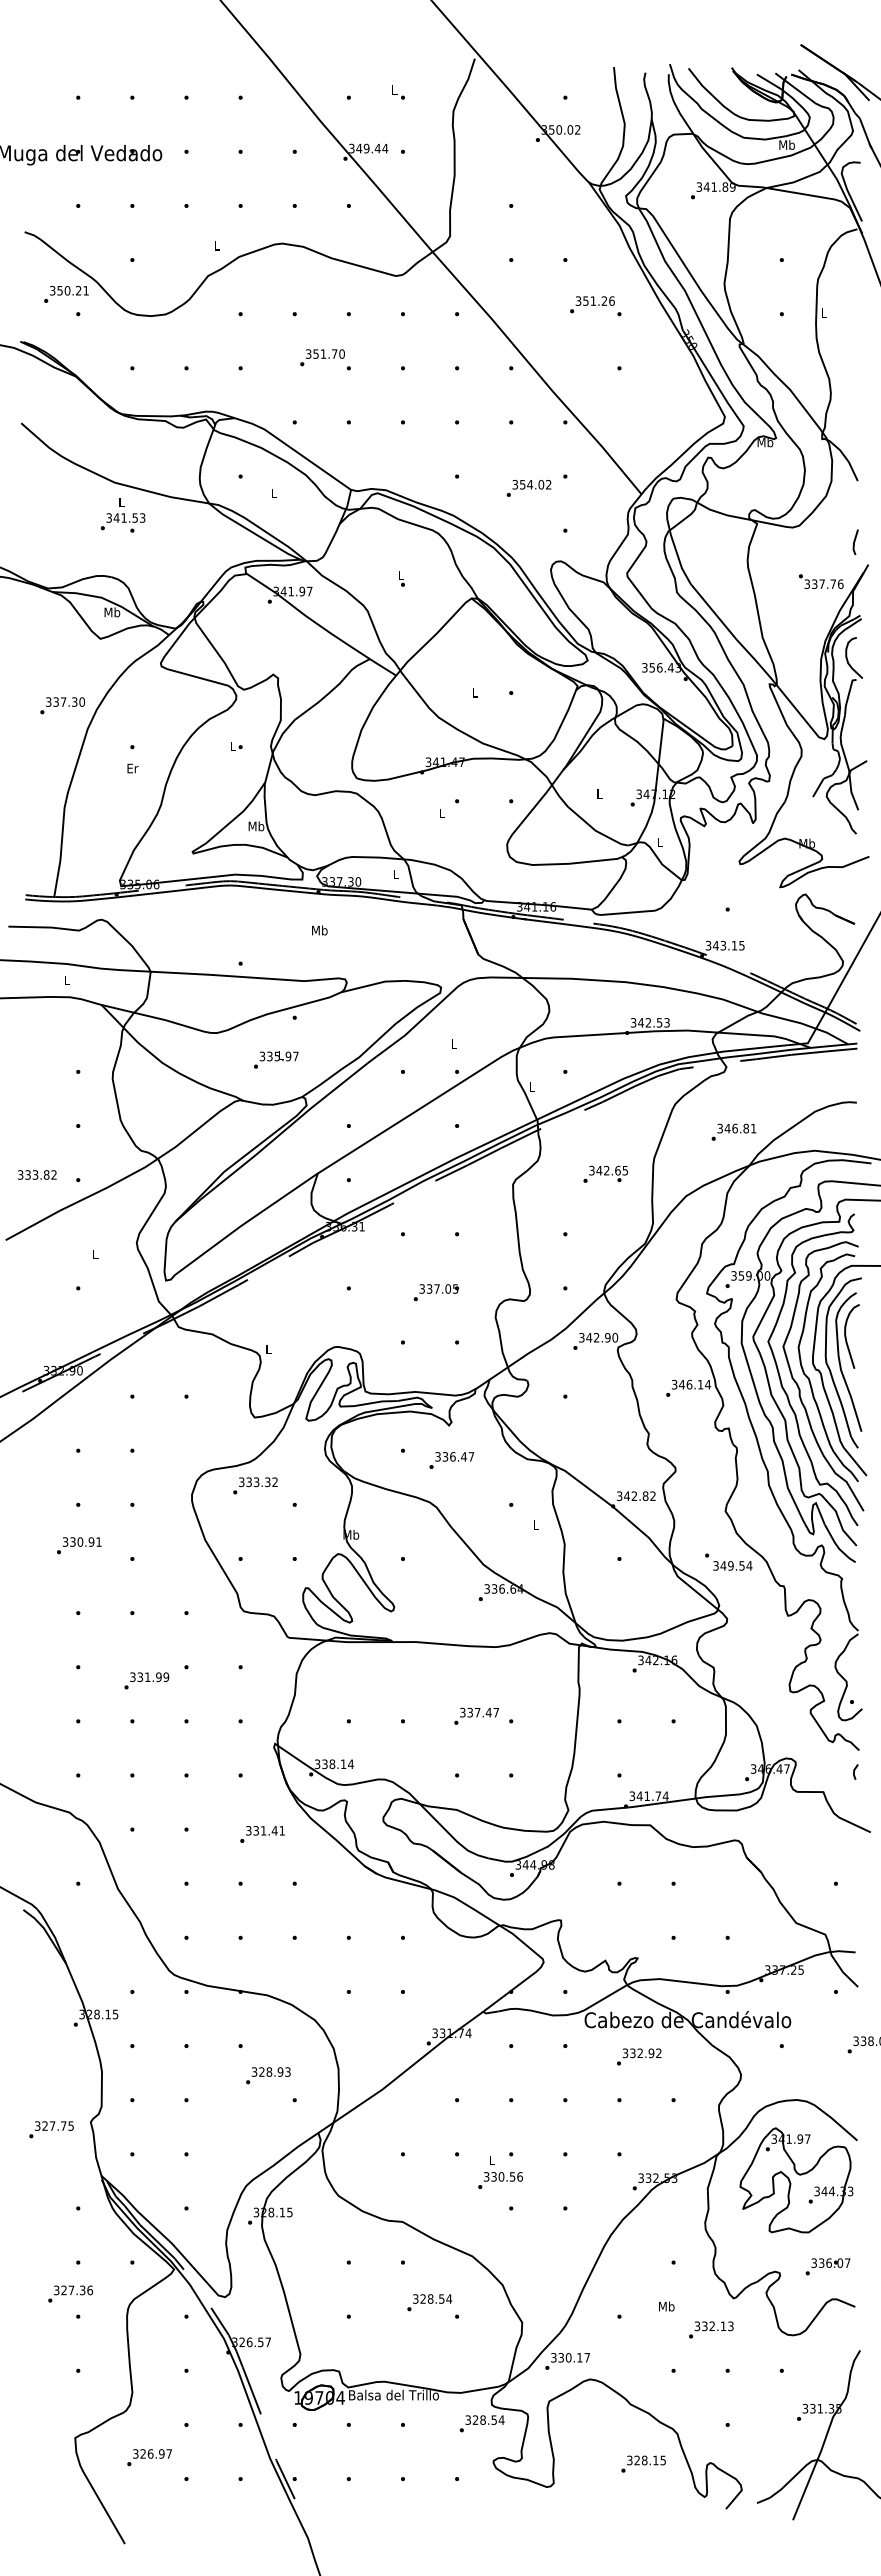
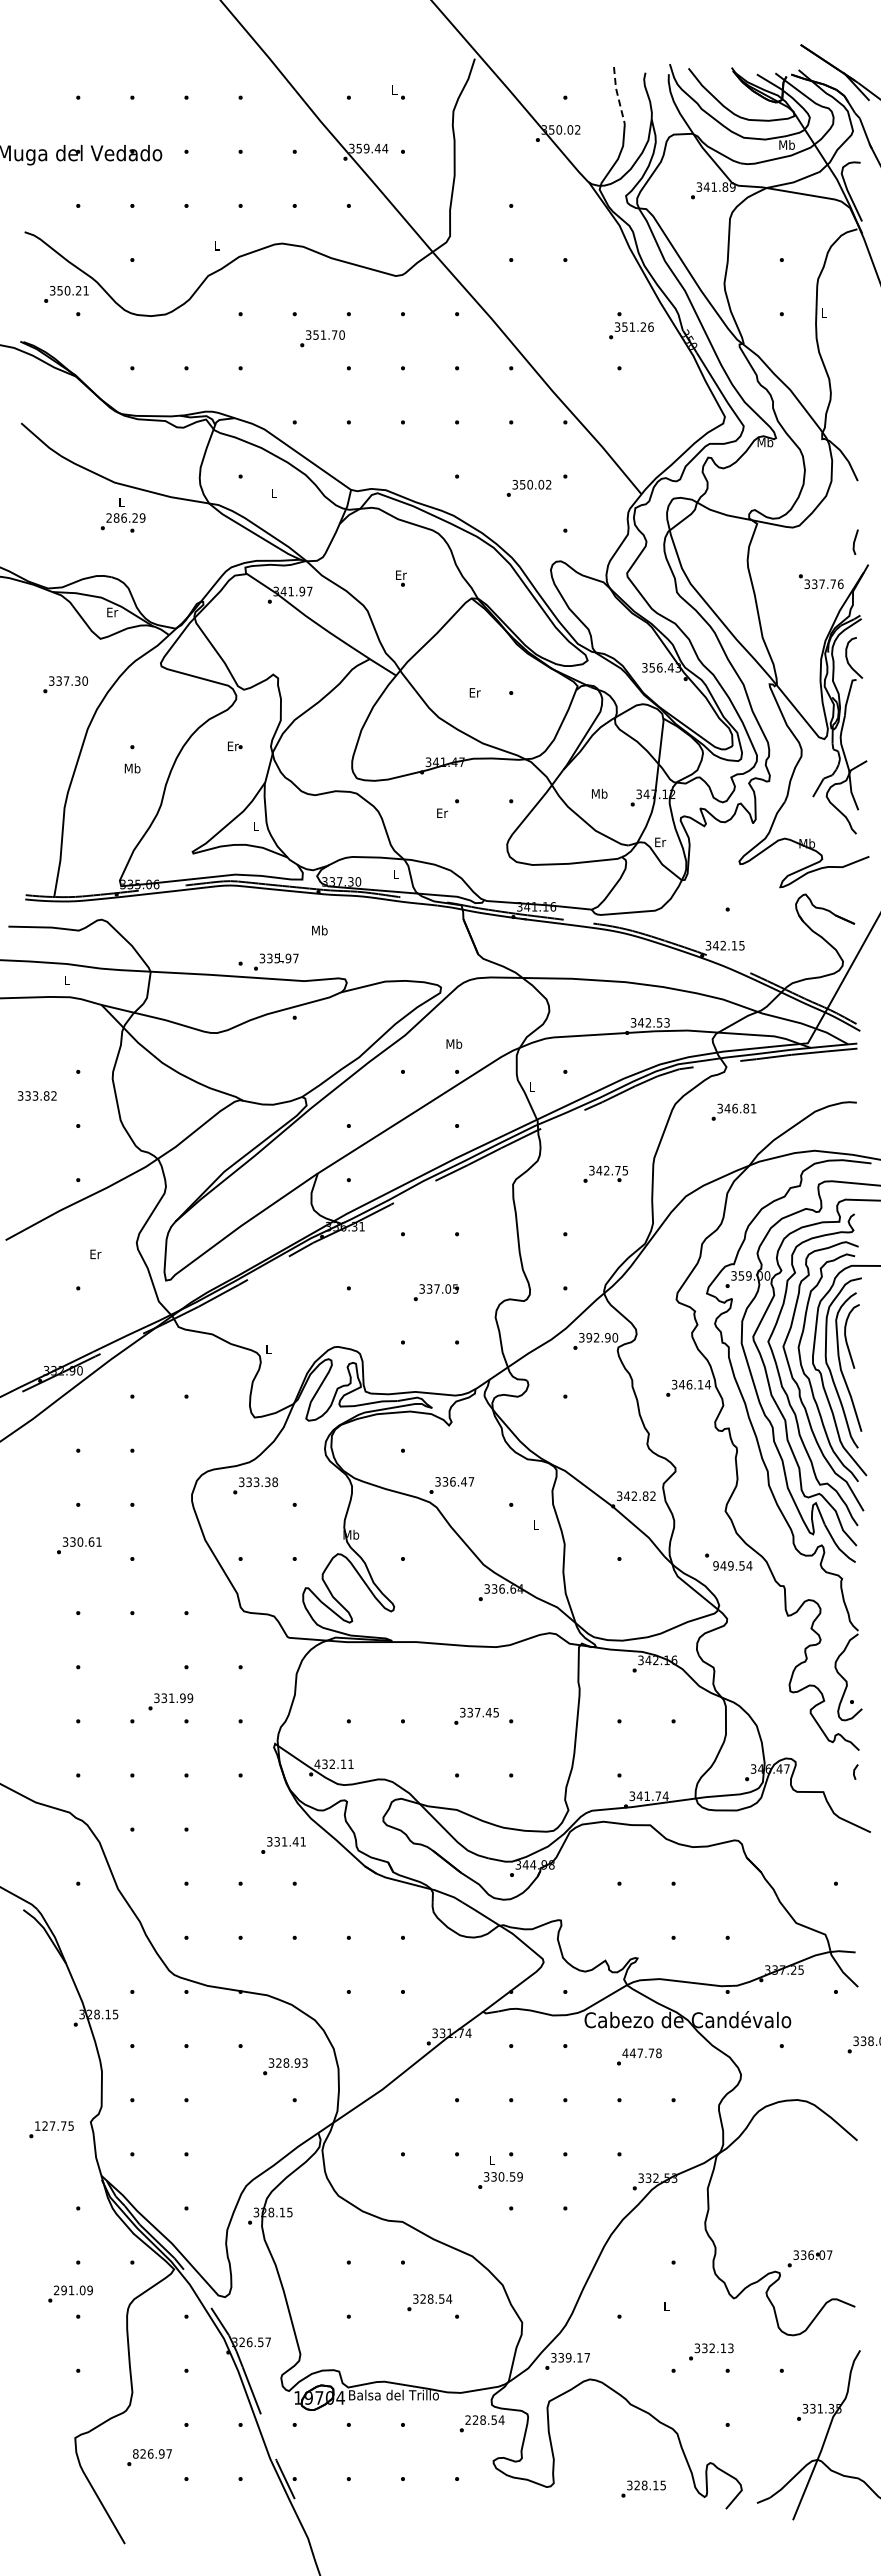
line: solid -> dashed (617, 95)
text: 349.44 -> 359.44 (359, 148)
text position: (592, 304) -> (631, 330) (631, 330)
text position: (322, 357) -> (322, 338) (322, 338)
text: 354.02 -> 350.02 (530, 484)
text: 341.53 -> 286.29 (125, 517)
text: L -> Er (401, 574)
text: Mb -> Er (112, 612)
text: L -> Er (474, 692)
text position: (62, 705) -> (65, 684) (65, 684)
text: L -> Er (232, 746)
text: Er -> Mb (132, 768)
text: L -> Mb (599, 793)
text: L -> Er (442, 812)
text: Mb -> L (256, 826)
text: L -> Er (660, 842)
text: 343.15 -> 342.15 (723, 945)
text: L -> Mb (454, 1043)
text position: (276, 1059) -> (276, 961) (276, 961)
text position: (733, 1131) -> (733, 1111) (733, 1111)
text: 342.65 -> 342.75 (617, 1170)
text position: (37, 1174) -> (37, 1095) (37, 1095)
text: L -> Er (95, 1254)
text: 342.90 -> 392.90 (589, 1337)
text position: (451, 1460) -> (451, 1485) (451, 1485)
text: 333.32 -> 333.38 (274, 1482)
text: 330.91 -> 330.61 (91, 1541)
text: 349.54 -> 949.54 (715, 1565)
text position: (146, 1680) -> (170, 1701) (170, 1701)
text: 337.47 -> 337.45 (495, 1712)
text: 338.14 -> 432.11 (333, 1764)
text position: (262, 1834) -> (283, 1845) (283, 1845)
text: 332.92 -> 447.78 (641, 2053)
text position: (268, 2075) -> (285, 2066) (285, 2066)
text: 327.75 -> 127.75 (37, 2125)
text: 330.56 -> 330.59 (519, 2176)
part: present -> none (796, 2180)
text position: (827, 2266) -> (809, 2258) (809, 2258)
text: 327.36 -> 291.09 (73, 2290)
text: Mb -> L (666, 2306)
text position: (711, 2329) -> (711, 2351) (711, 2351)
text: 330.17 -> 339.17 (568, 2357)
text: 328.54 -> 228.54 (467, 2419)
text: 326.97 -> 826.97 (135, 2453)
text position: (643, 2463) -> (643, 2488) (643, 2488)
